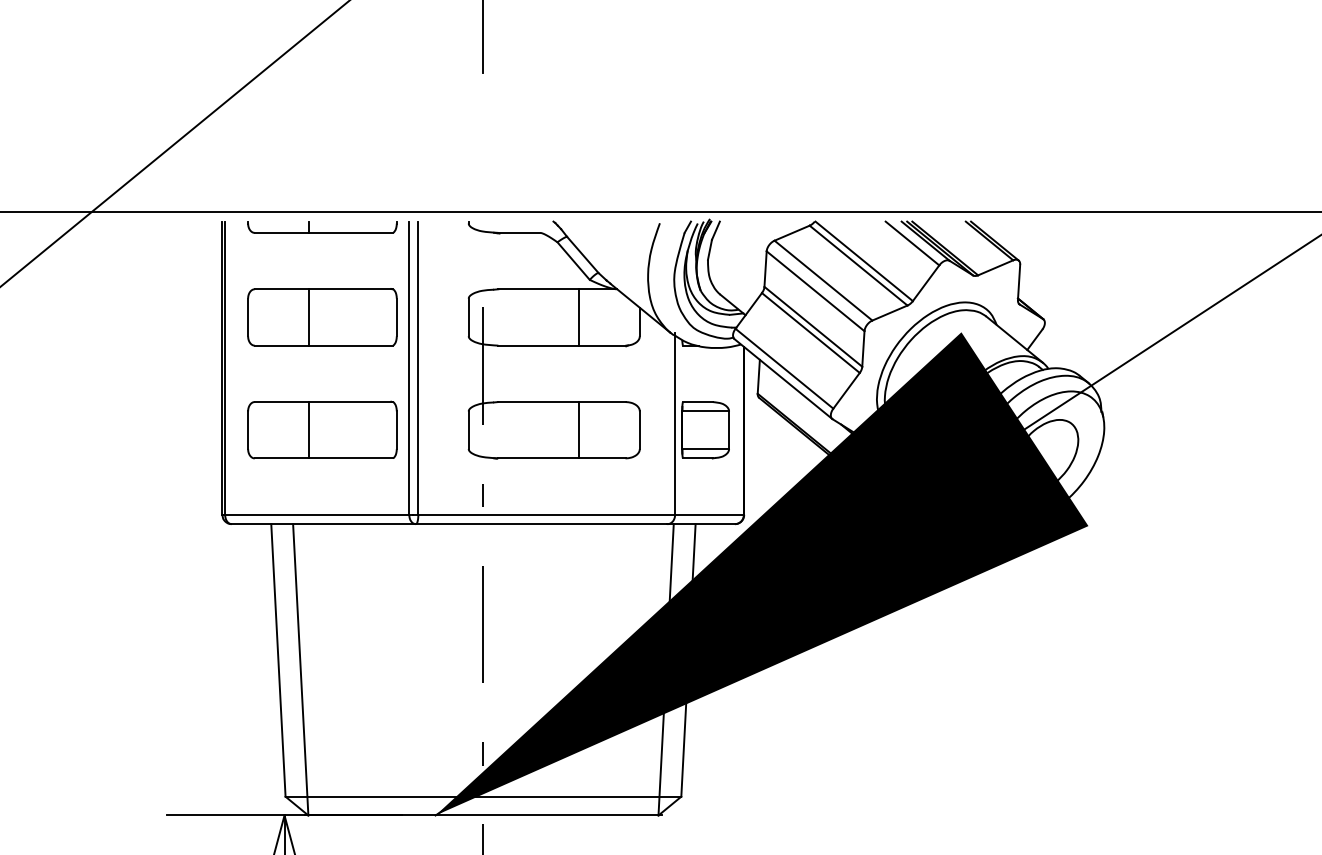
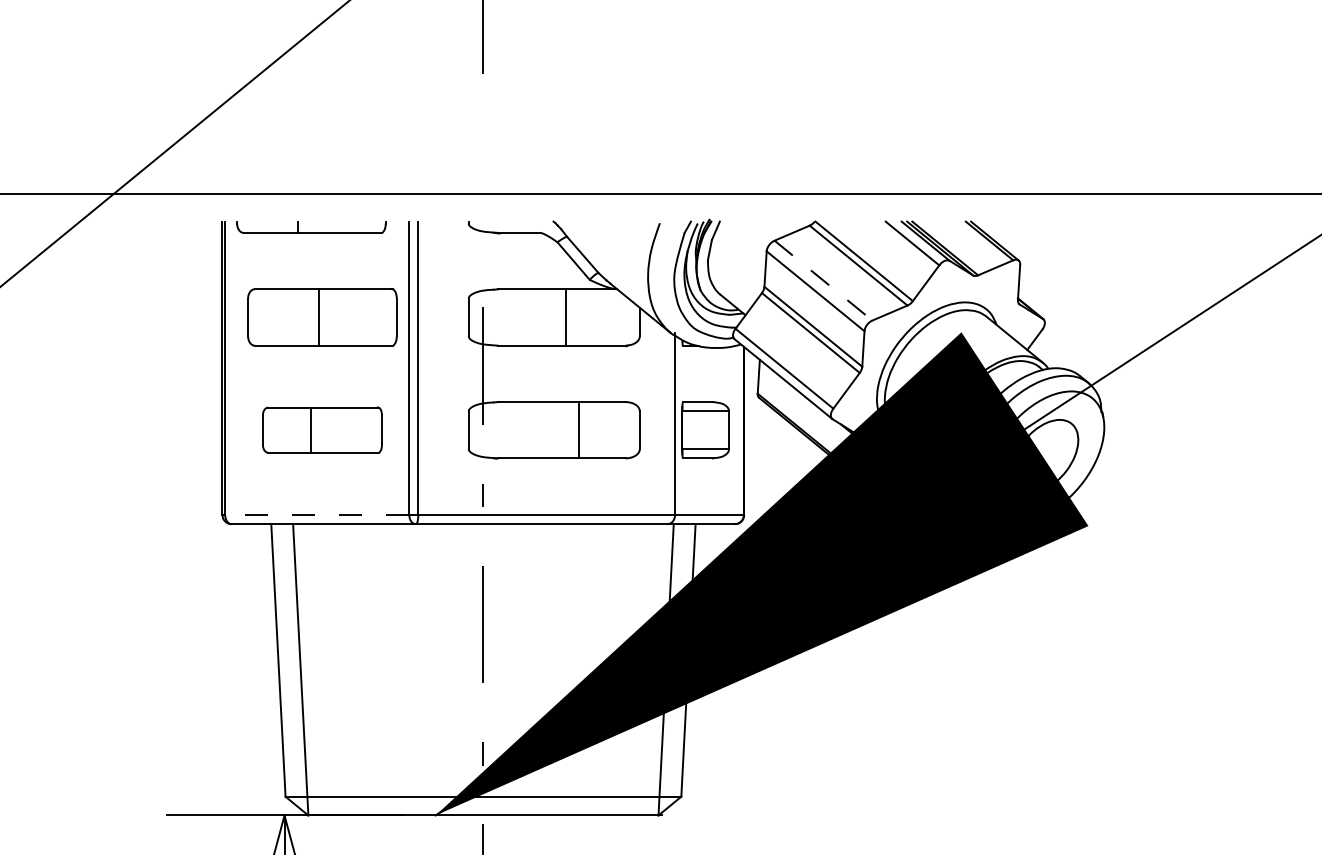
line position: (660, 212) -> (660, 194) (660, 194)
part position: (322, 227) -> (311, 227) (311, 227)
line: solid -> dashed (823, 280)
line position: (308, 317) -> (318, 317) (318, 317)
line position: (578, 317) -> (565, 317) (565, 317)
part size: 151x60 px -> 121x48 px (322, 429)
line: solid -> dashed (316, 514)
